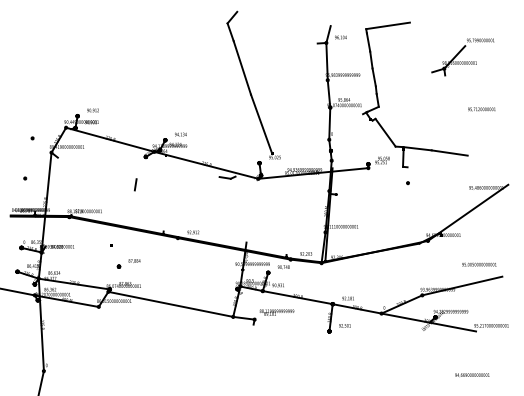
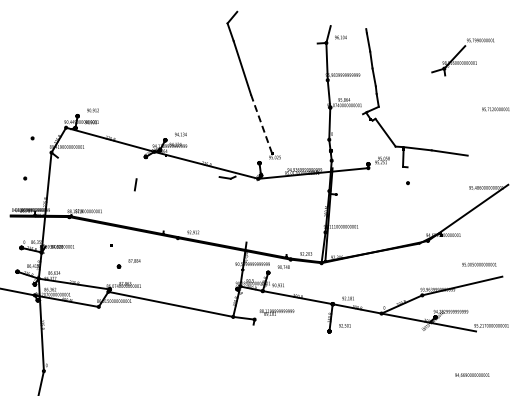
line: present -> none (387, 25)
text position: (481, 109) -> (495, 109) (495, 109)
line: solid -> dashed (261, 123)
